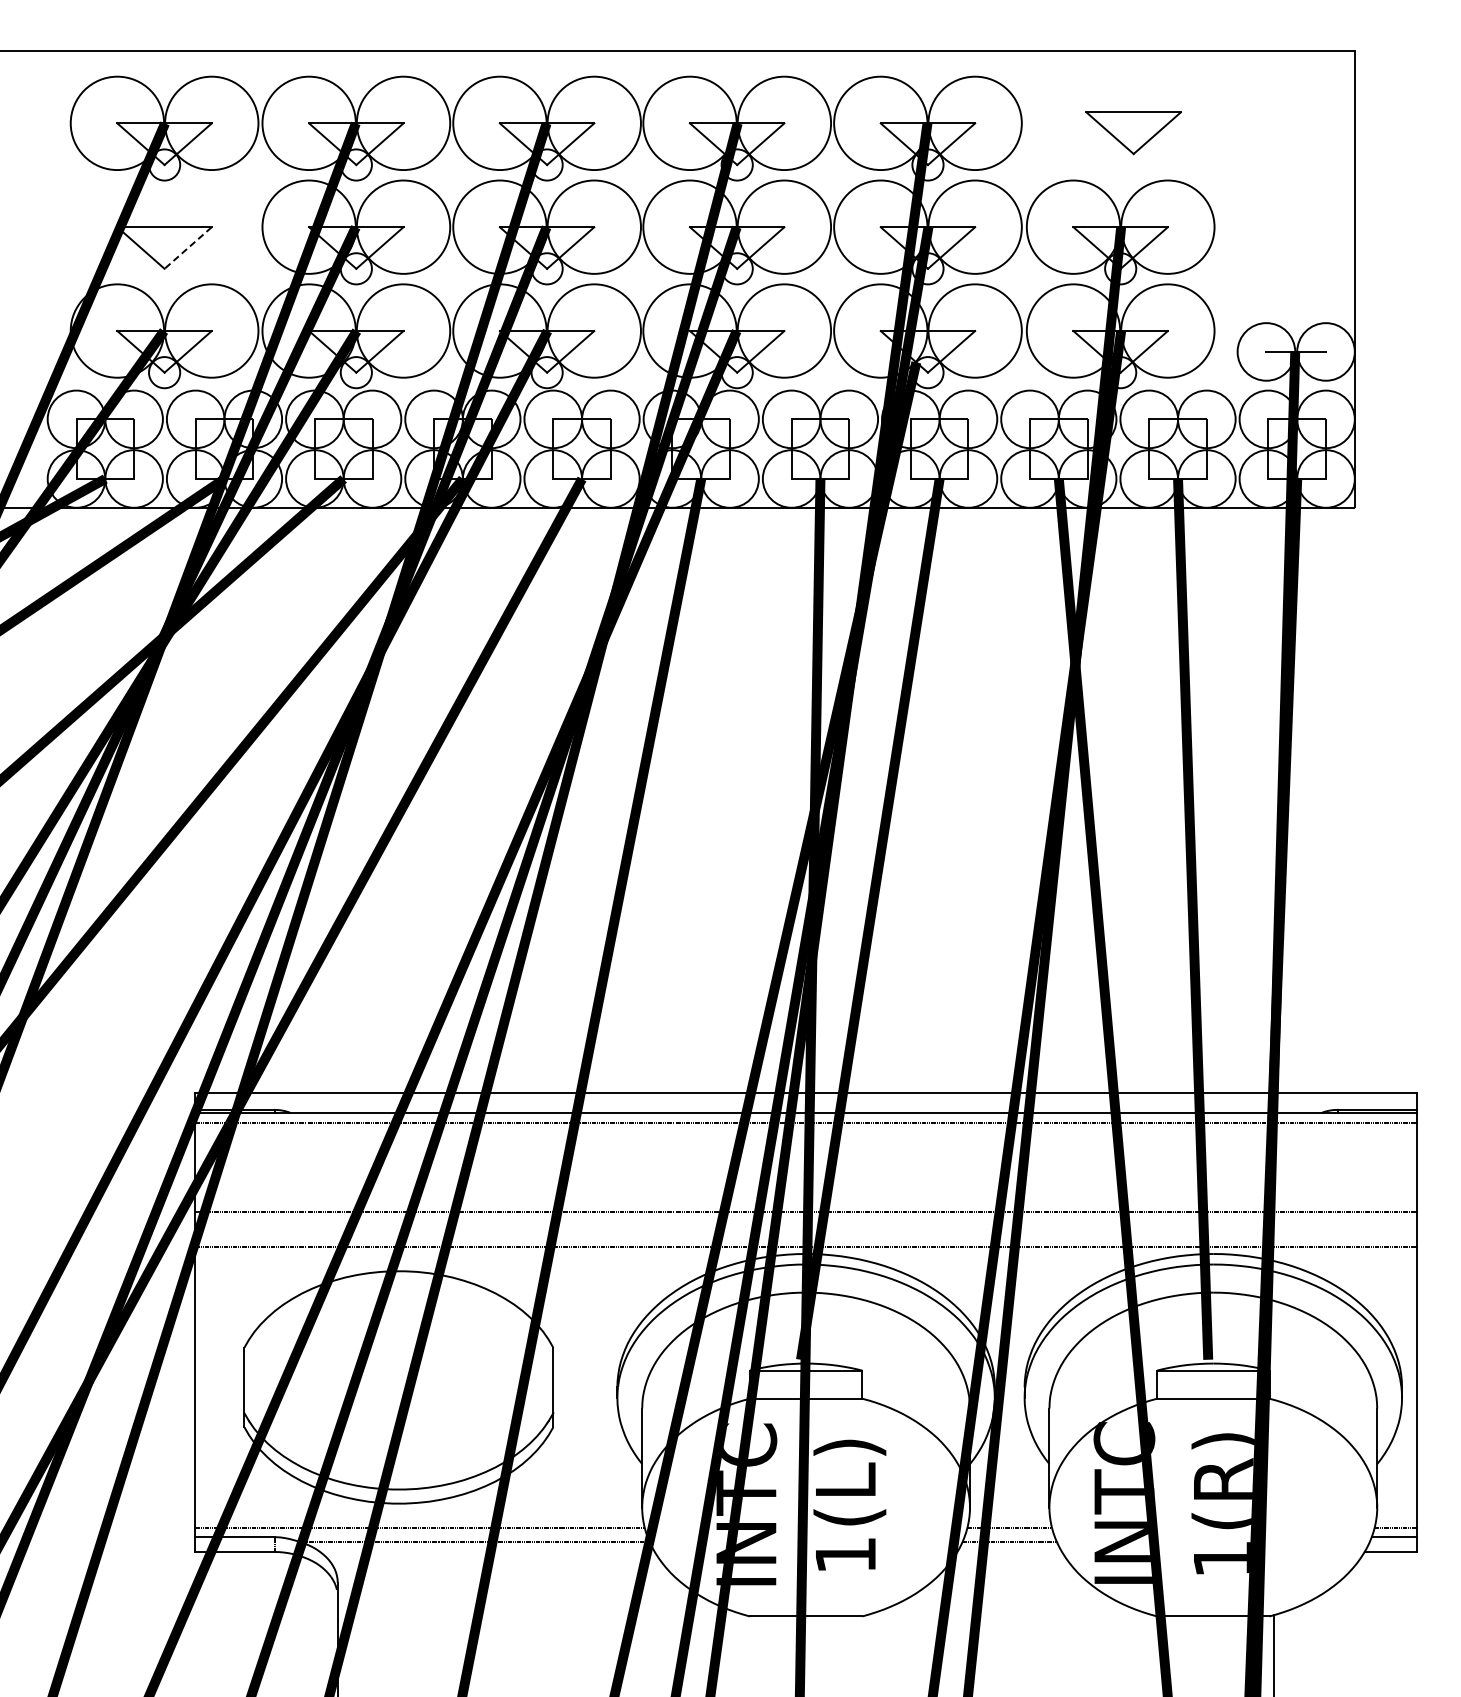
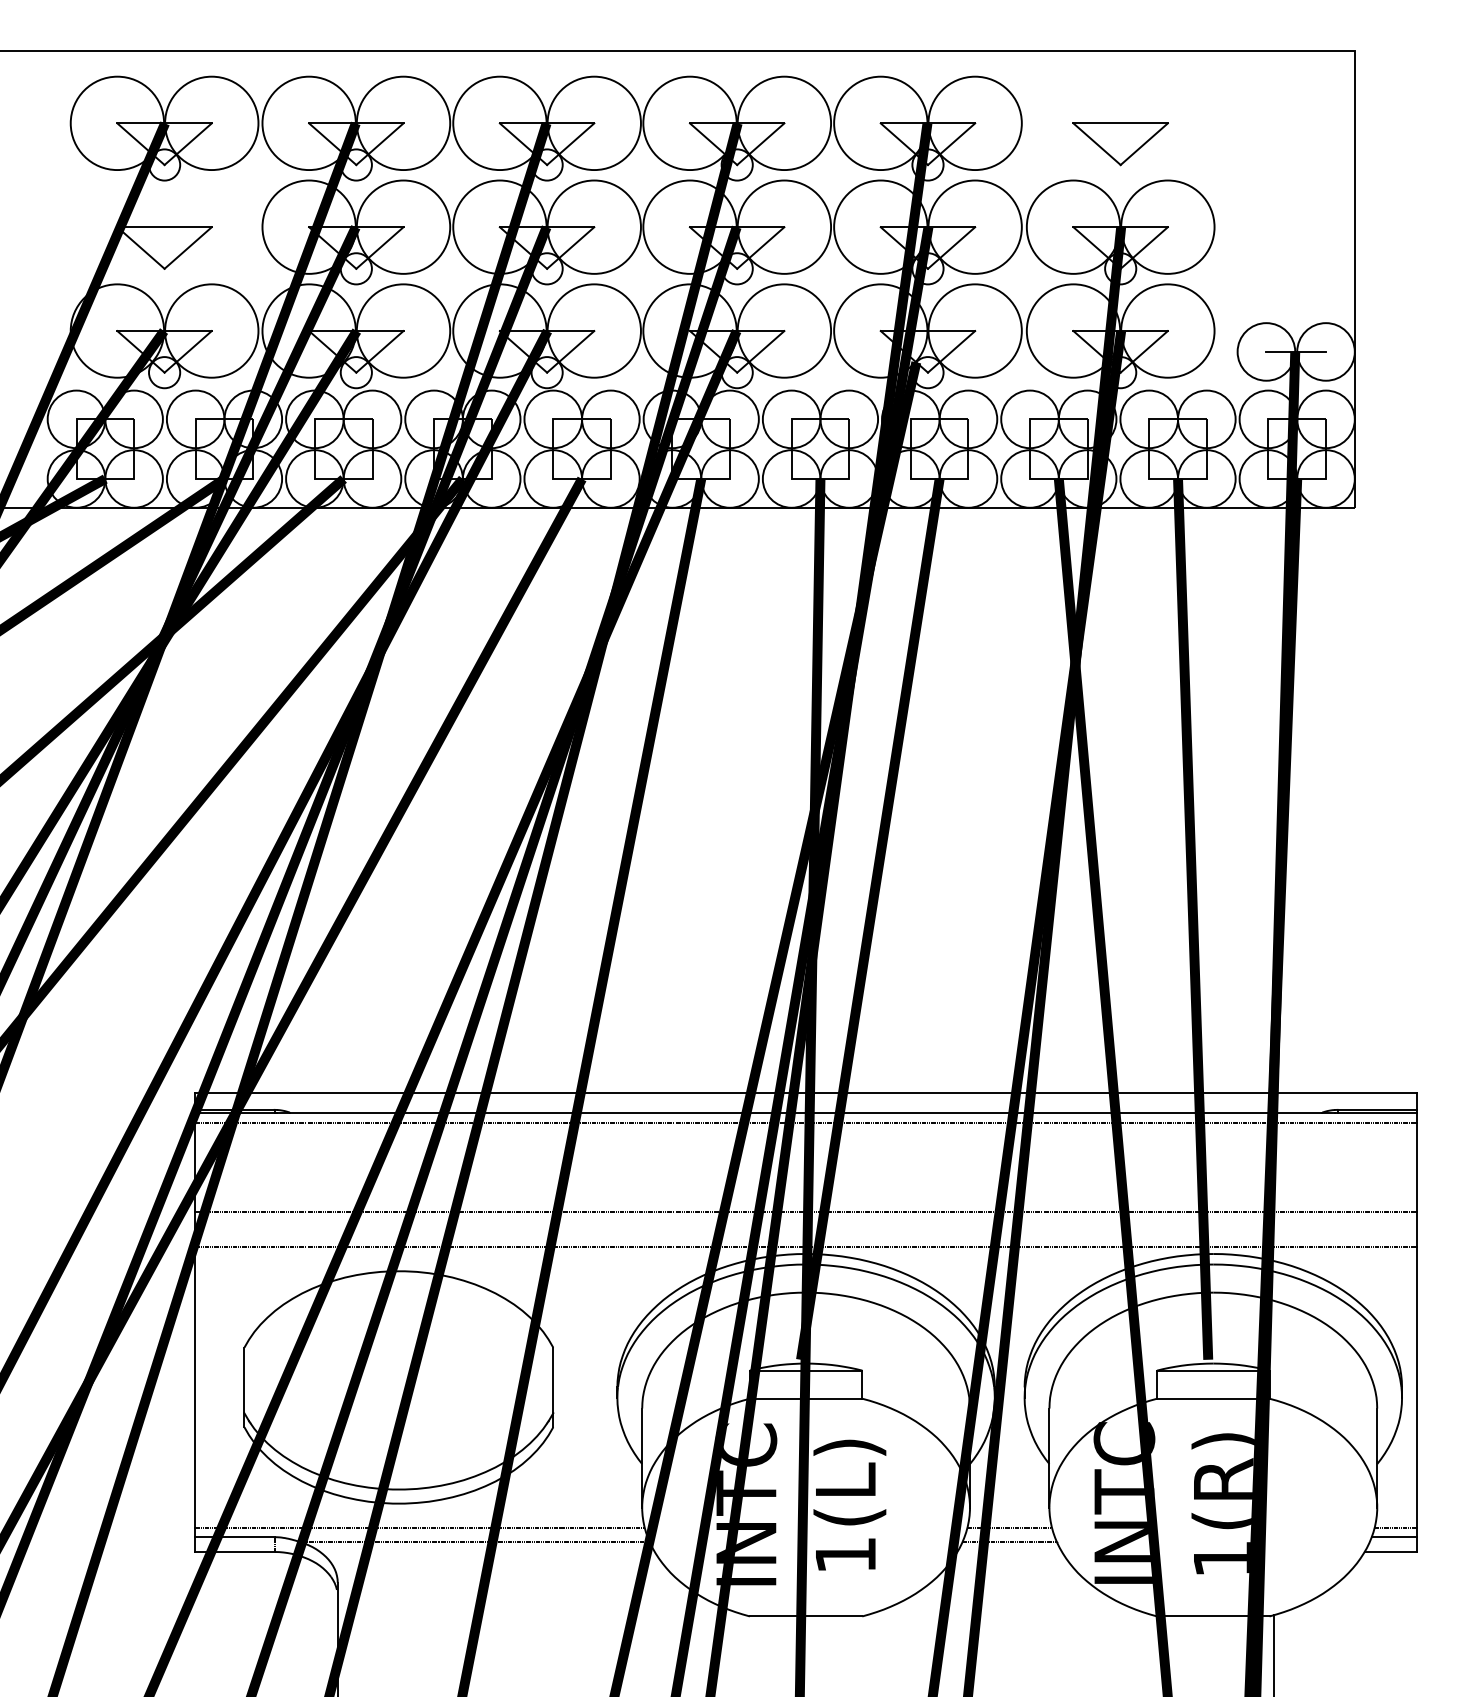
part position: (1133, 133) -> (1120, 144) (1120, 144)
line: dashed -> solid (187, 248)
